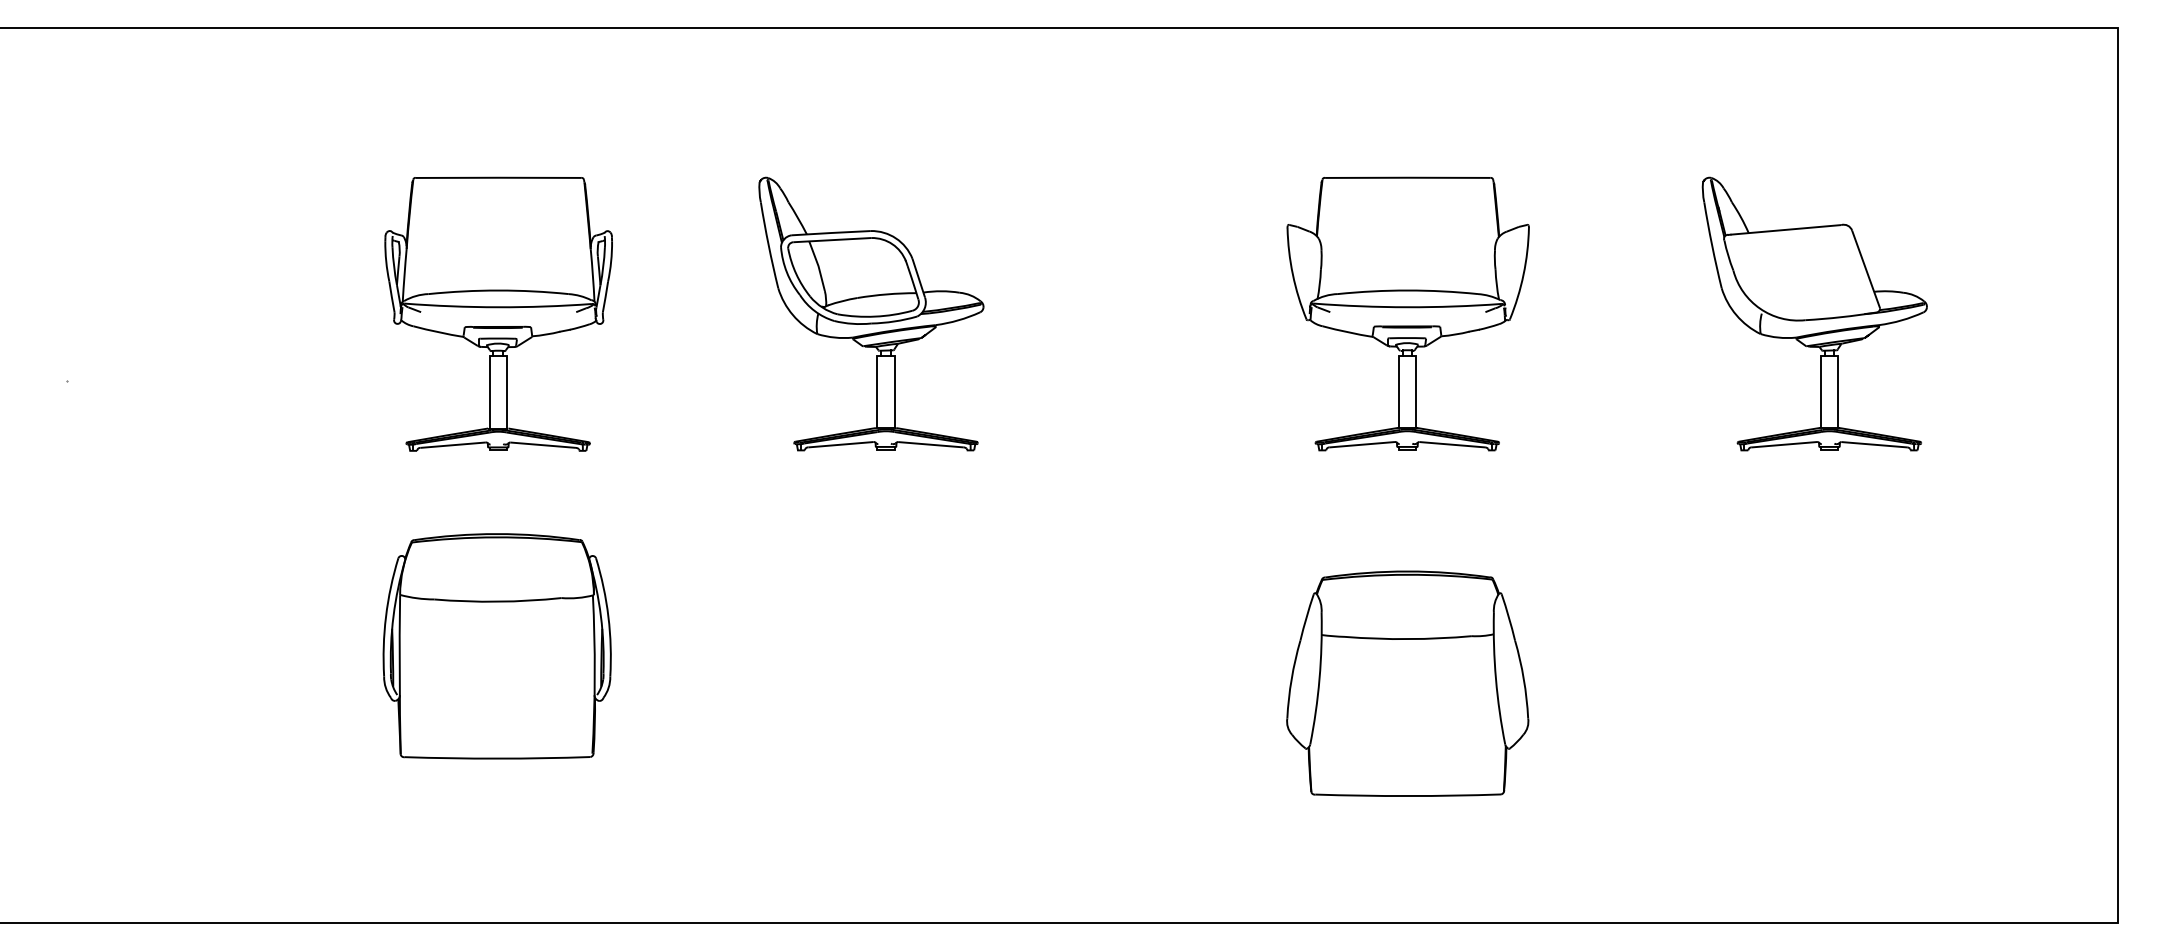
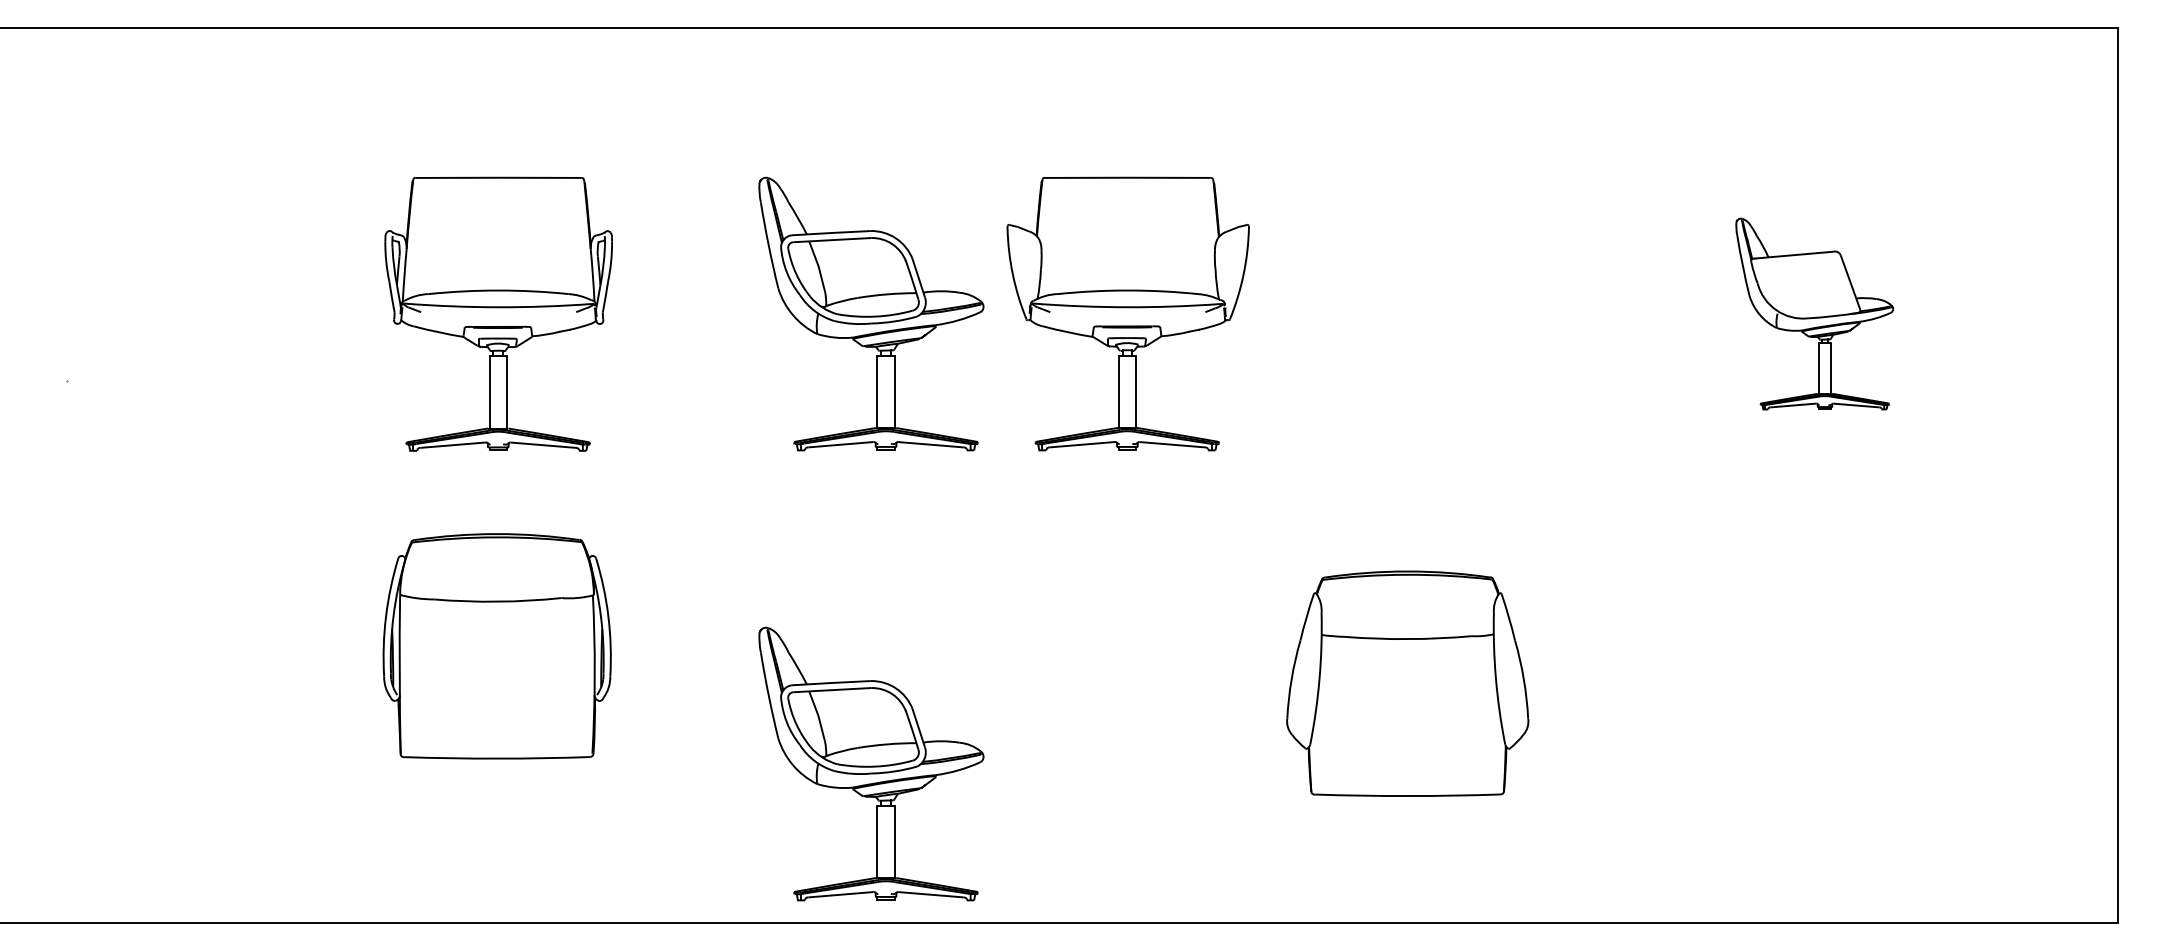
part position: (1407, 313) -> (1127, 313) (1127, 313)
part size: 227x276 px -> 160x194 px (1814, 313)
part: none -> present (871, 763)
